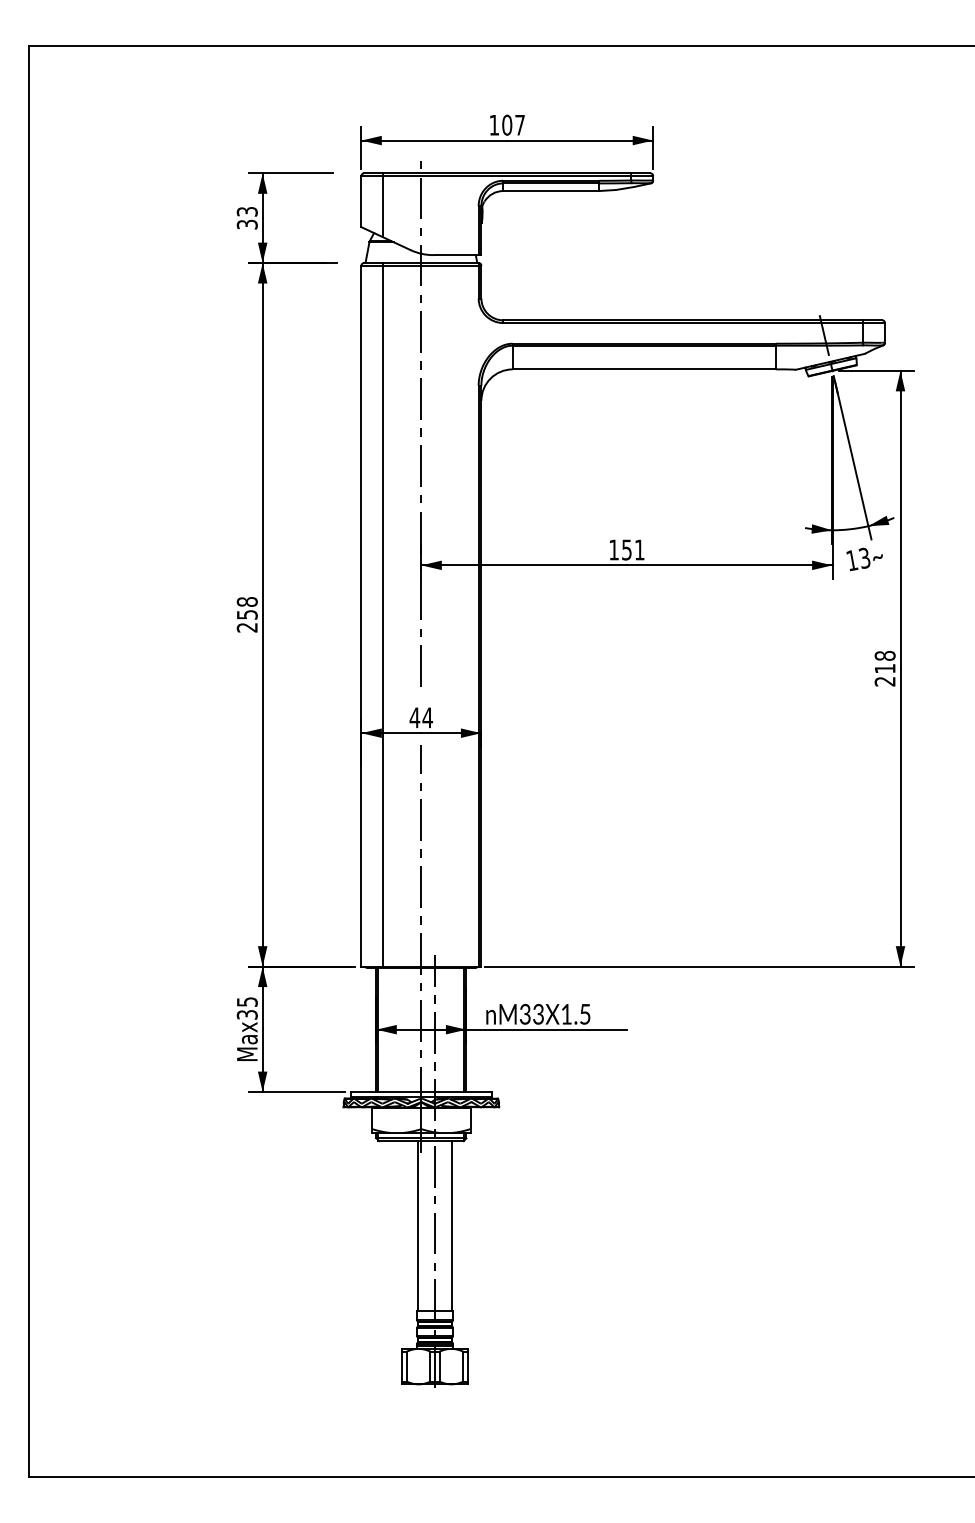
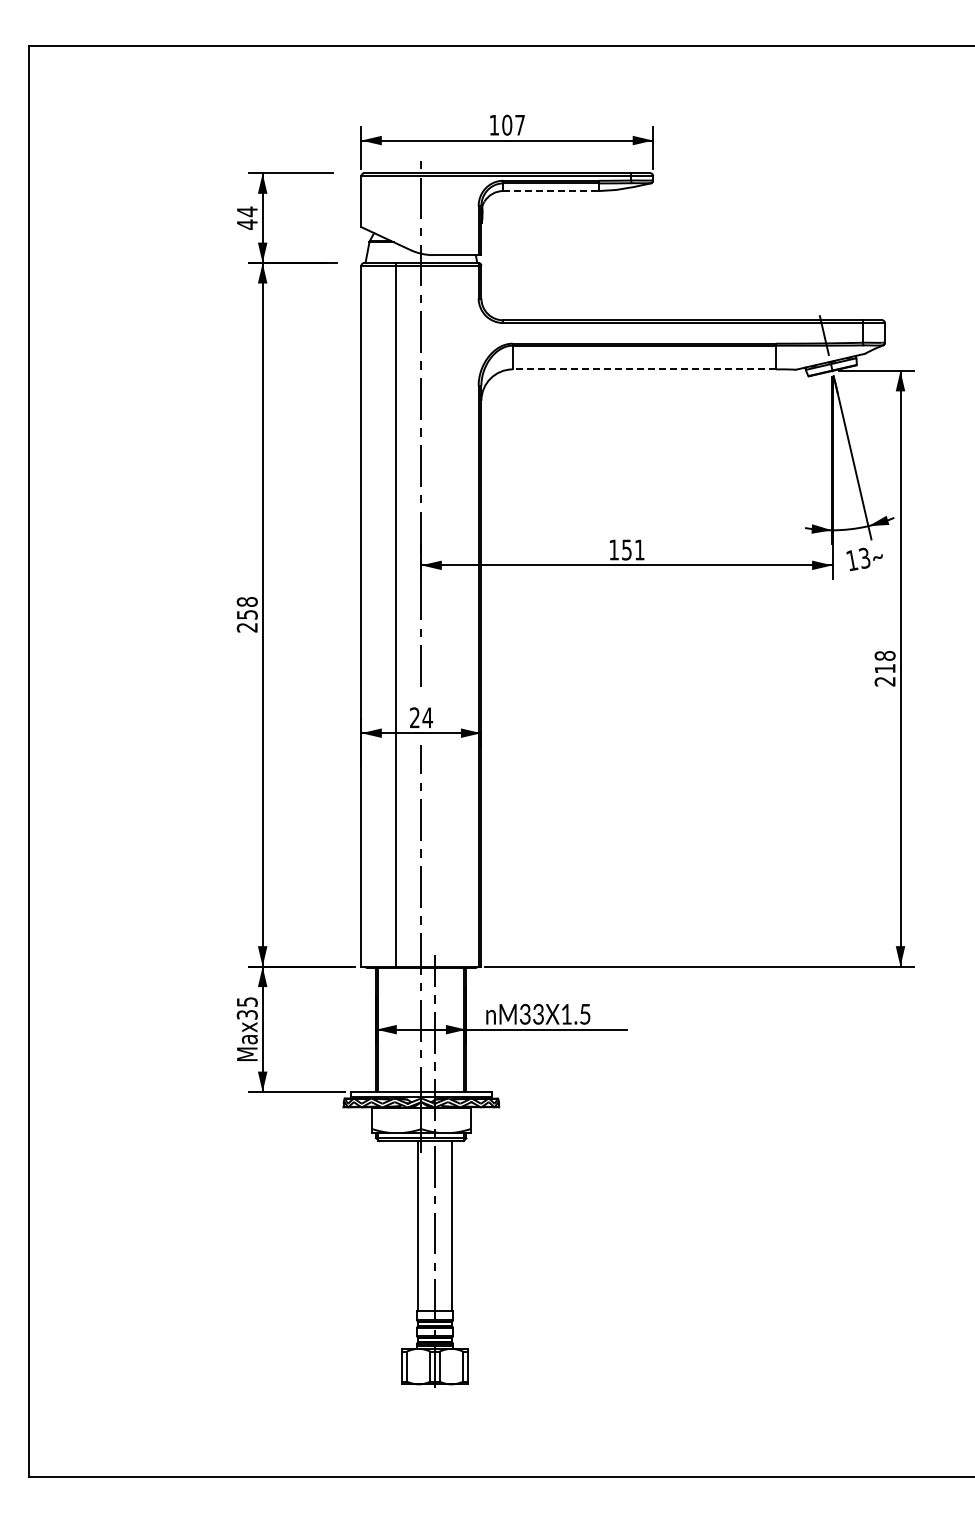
line: solid -> dashed (550, 191)
line: present -> none (383, 205)
text: 33 -> 44 (246, 217)
line: solid -> dashed (644, 369)
line position: (383, 614) -> (396, 614) (396, 614)
text: 44 -> 24 (414, 717)
